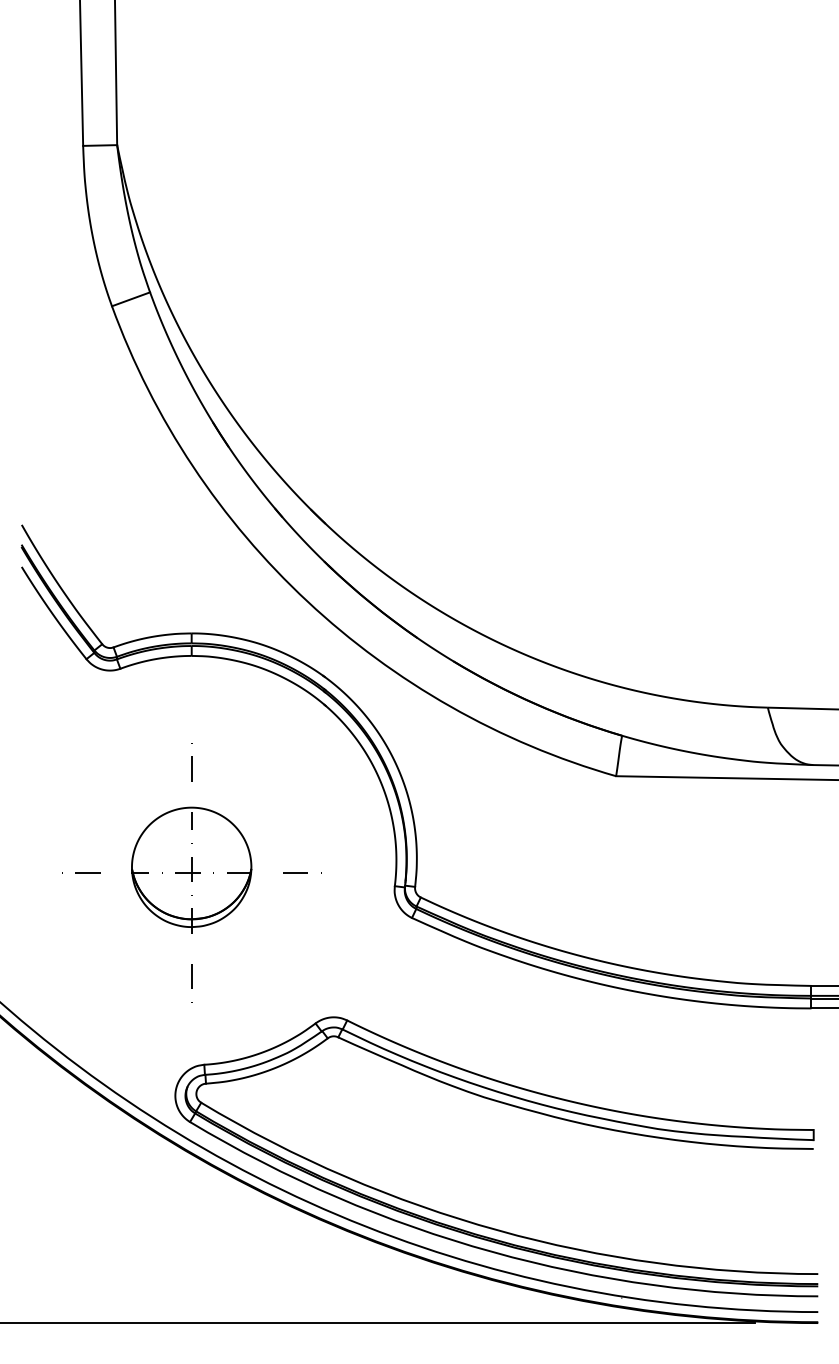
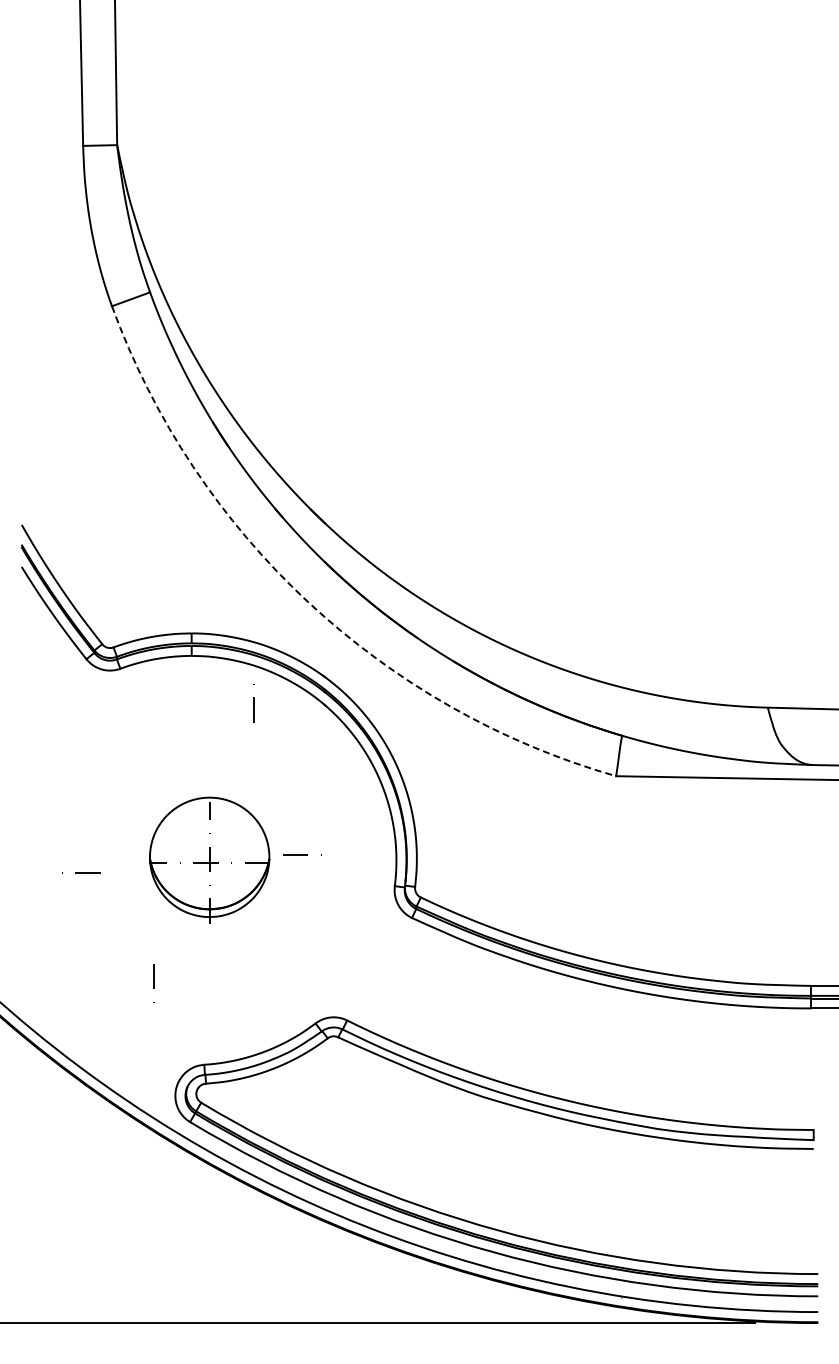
arc: solid -> dashed (307, 601)
line position: (191, 762) -> (253, 703) (253, 703)
part position: (191, 869) -> (209, 859) (209, 859)
line position: (302, 872) -> (302, 854) (302, 854)
line position: (191, 983) -> (153, 983) (153, 983)
